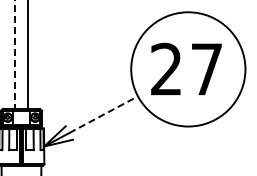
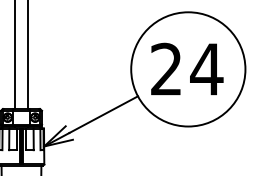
line: dashed -> solid (15, 55)
text: 27 -> 24 (206, 69)
line: dashed -> solid (103, 114)
